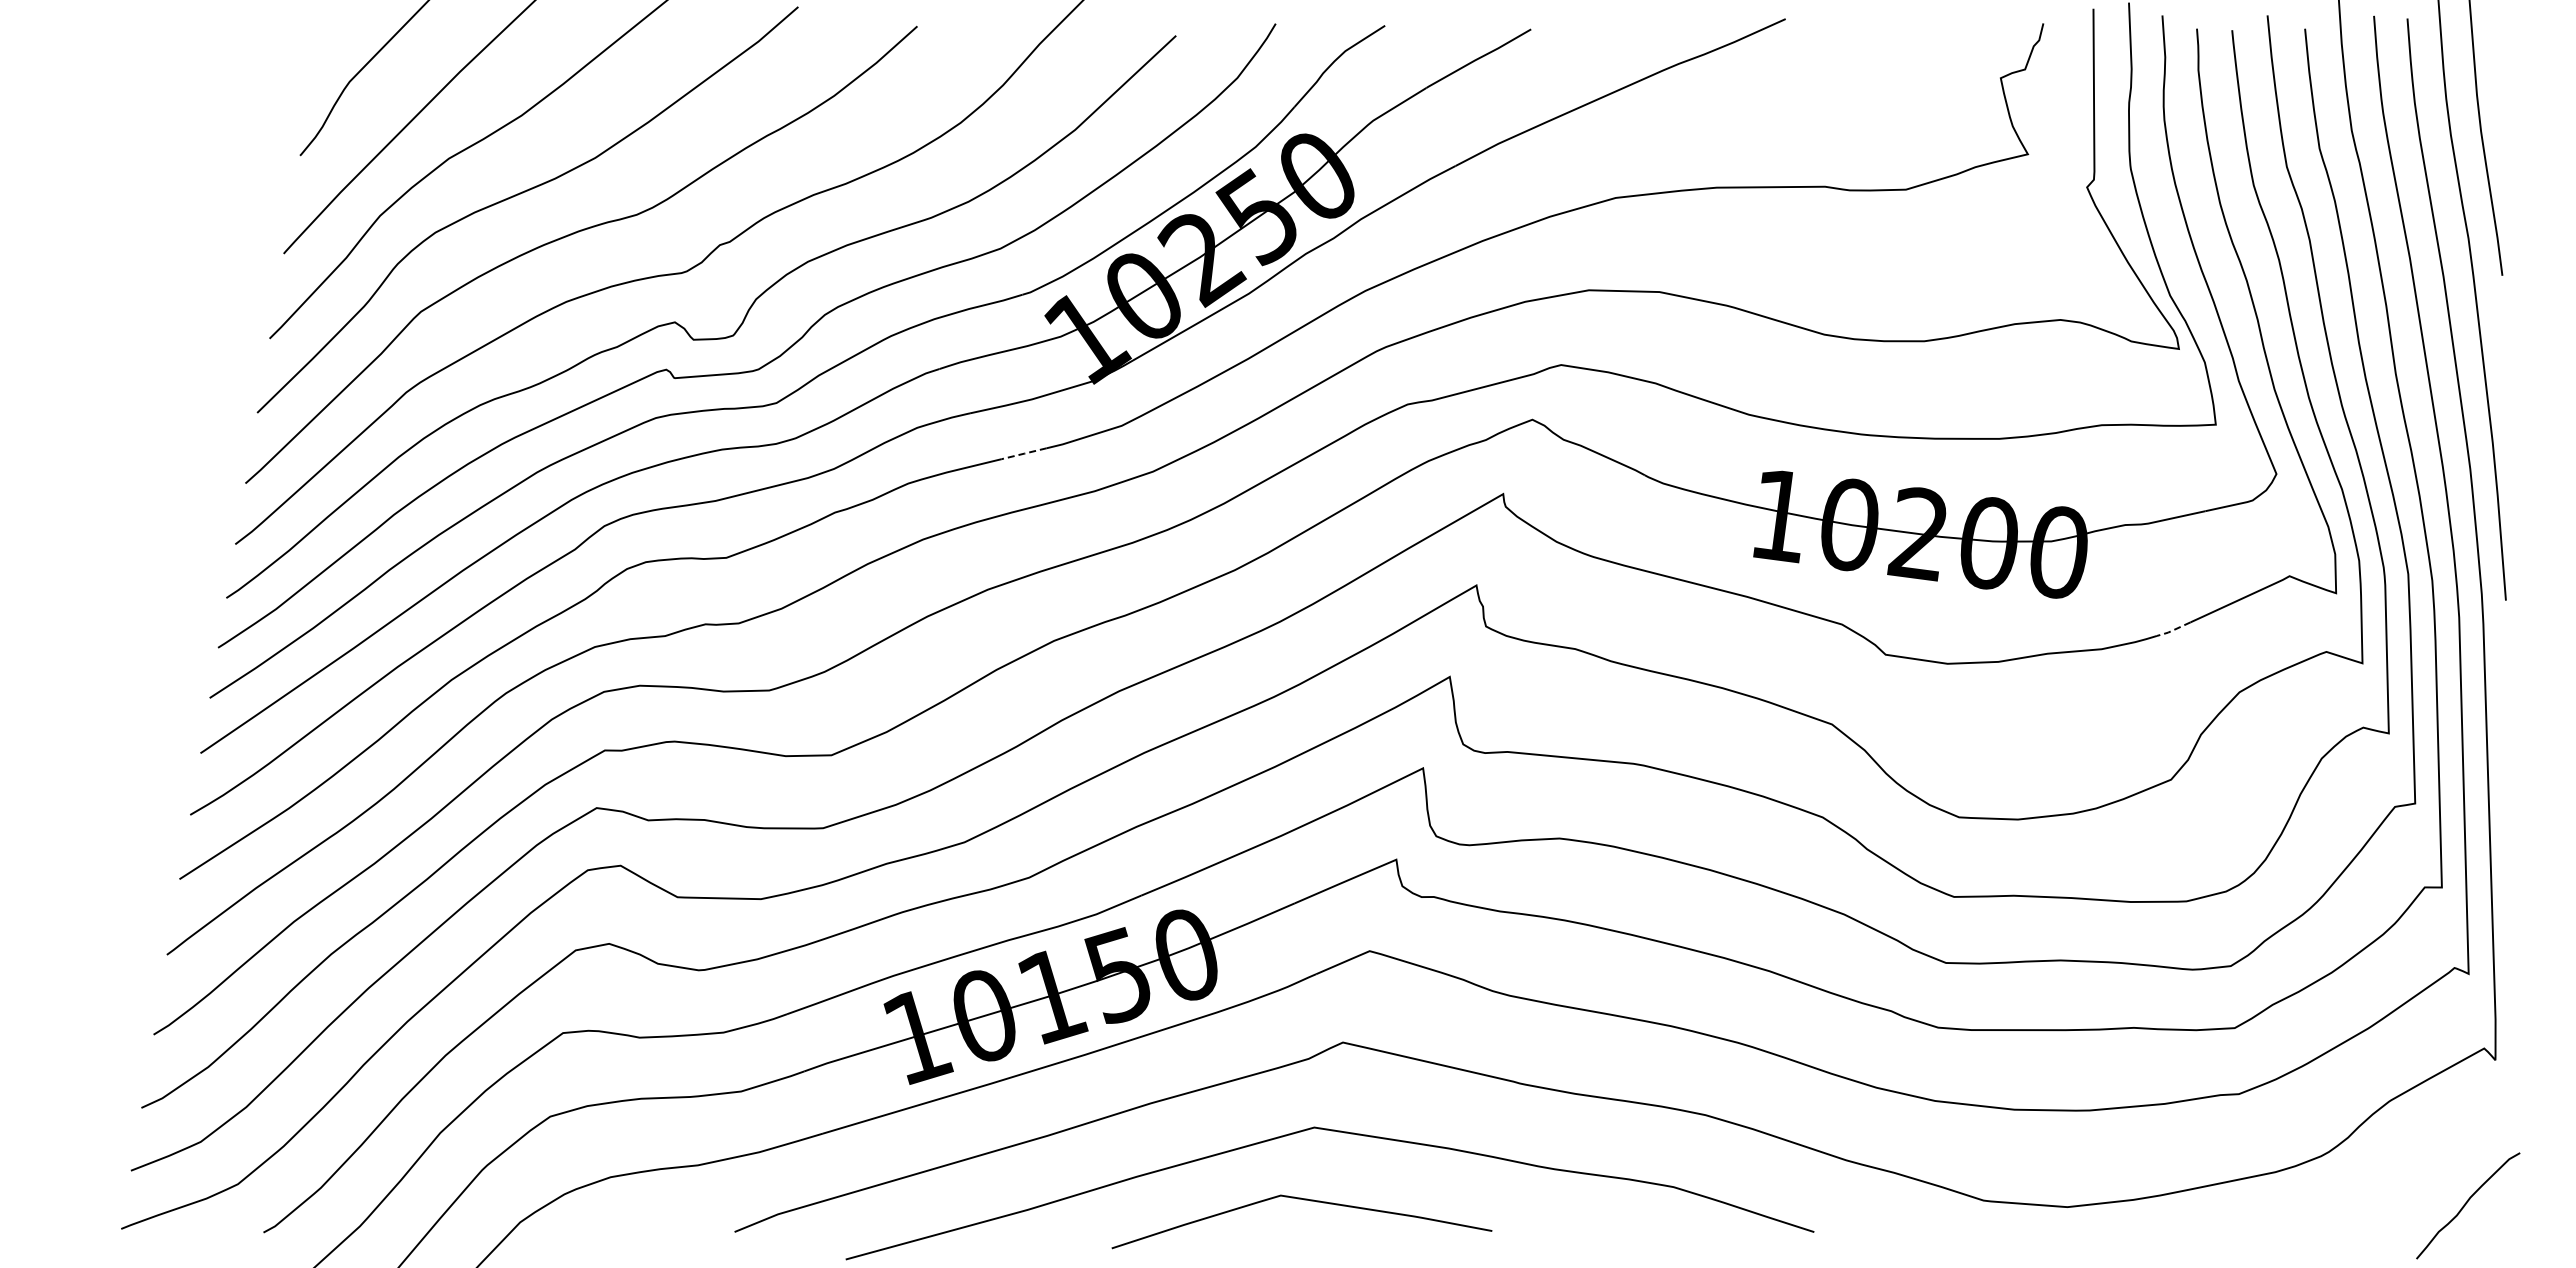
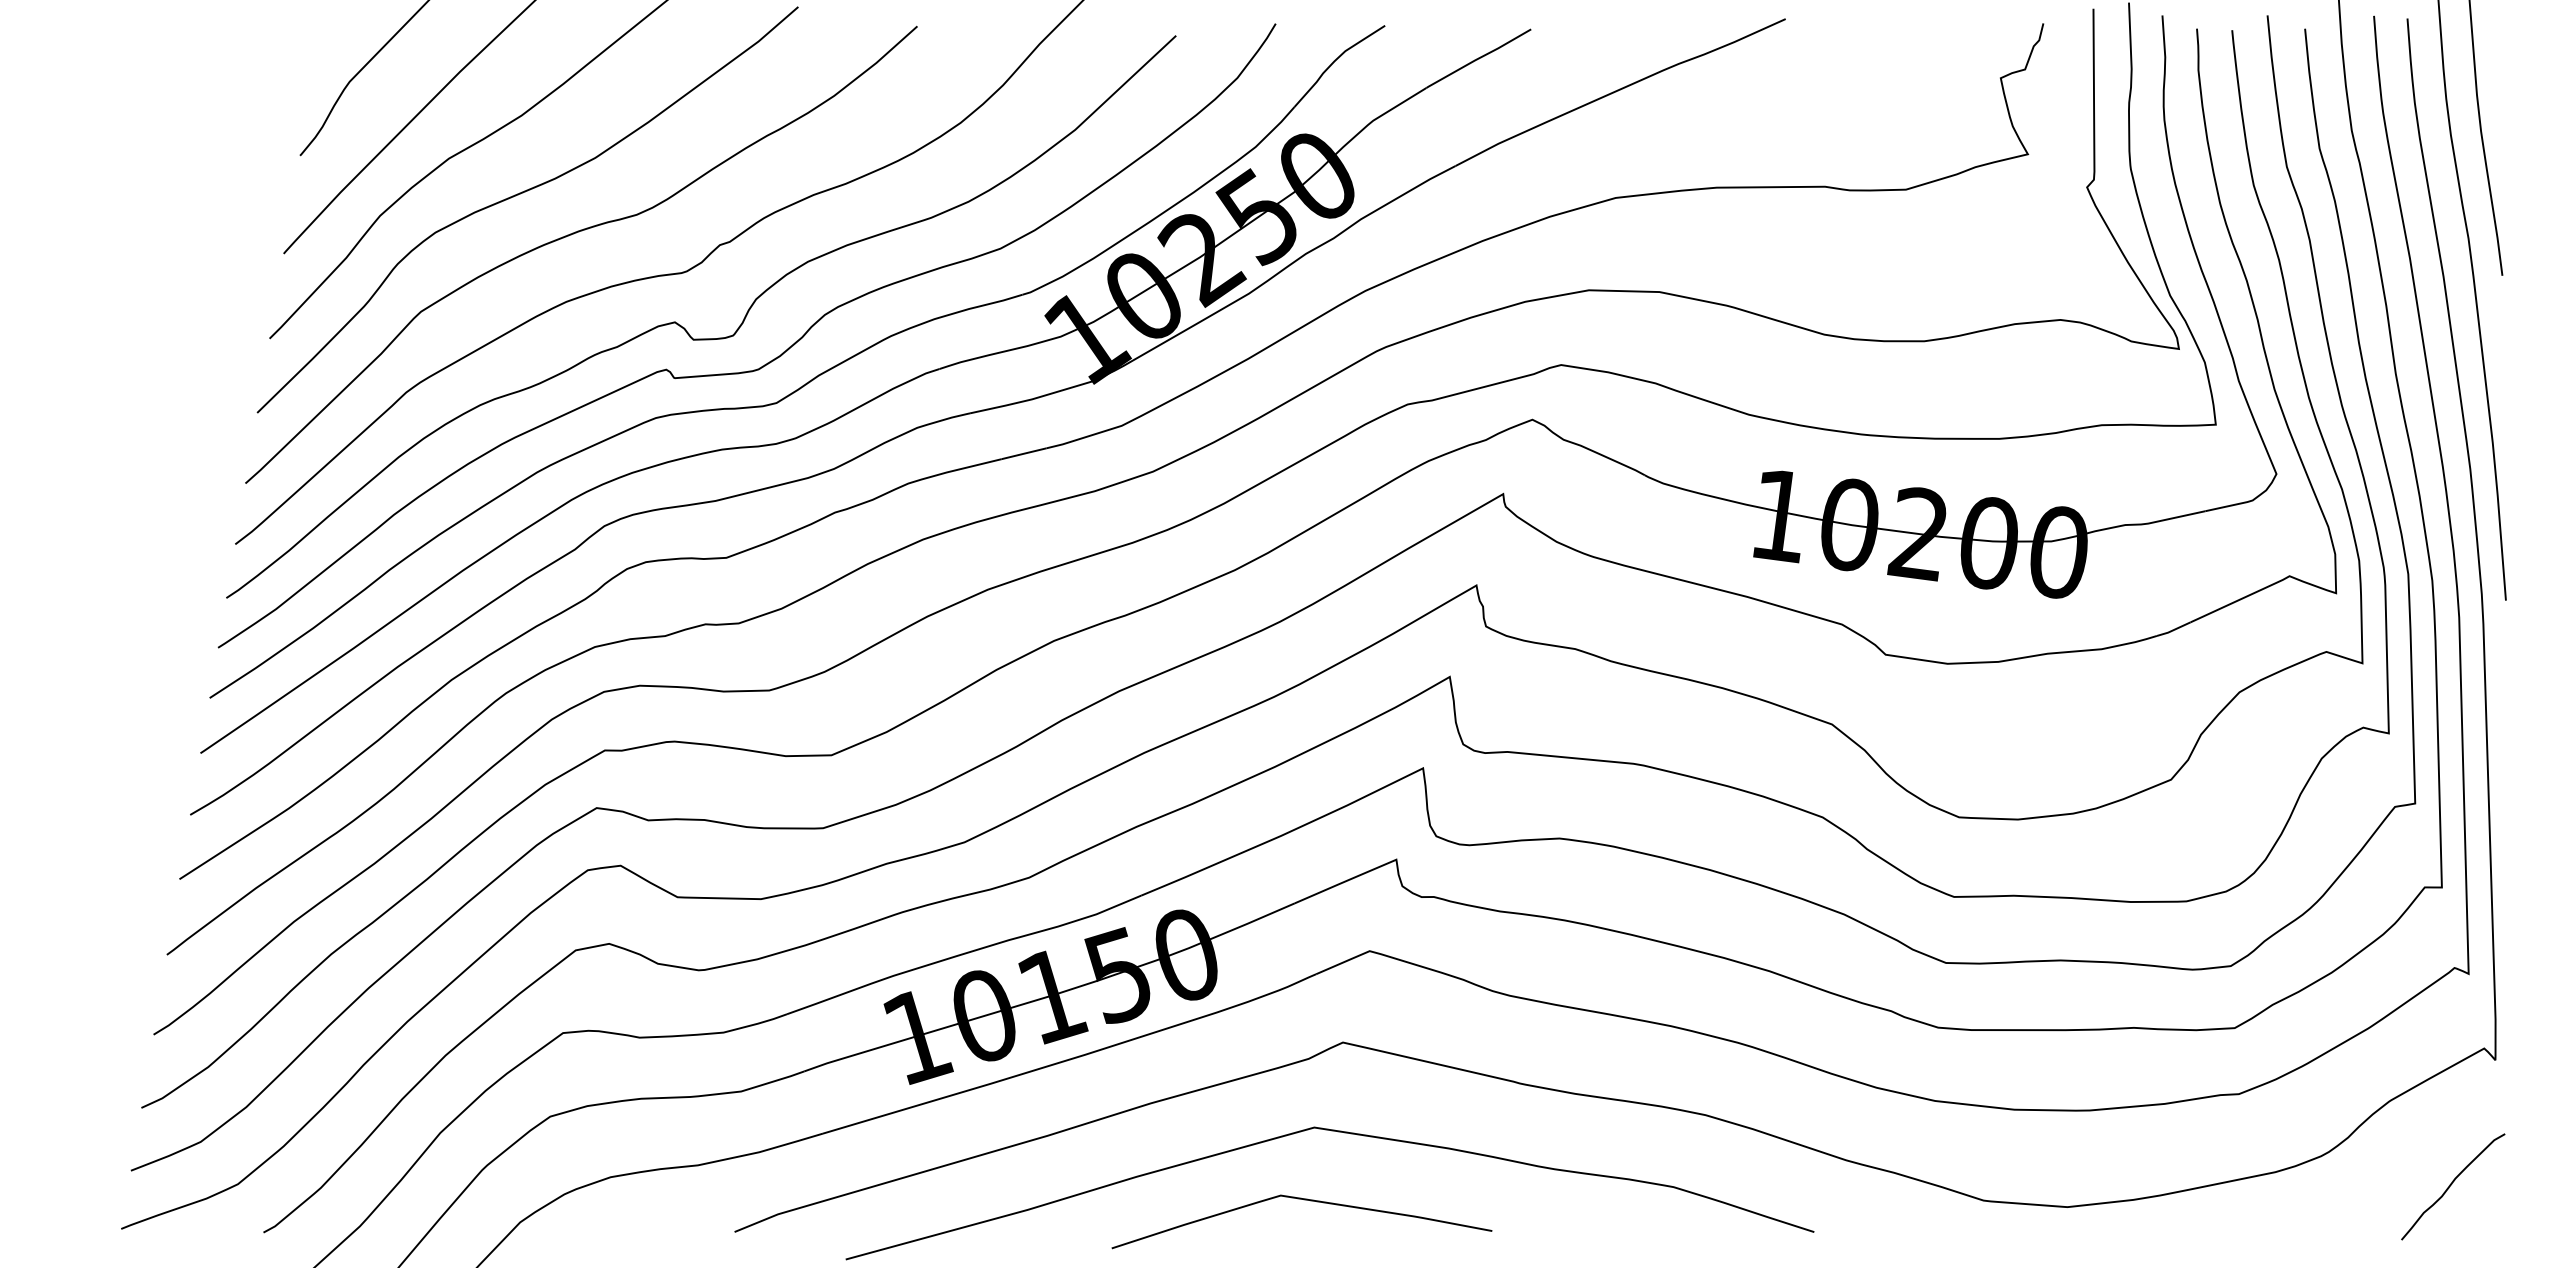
line: dashed -> solid (1024, 453)
line: dashed -> solid (2173, 630)
curve position: (2467, 1203) -> (2452, 1184) (2452, 1184)
